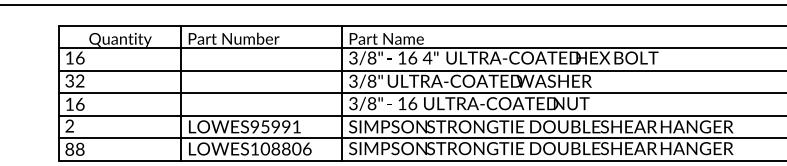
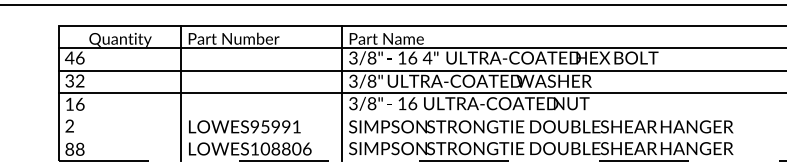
text: 16 -> 46 (69, 57)
line: present -> none (420, 115)
line: present -> none (420, 138)
line: solid -> dashed (422, 160)
